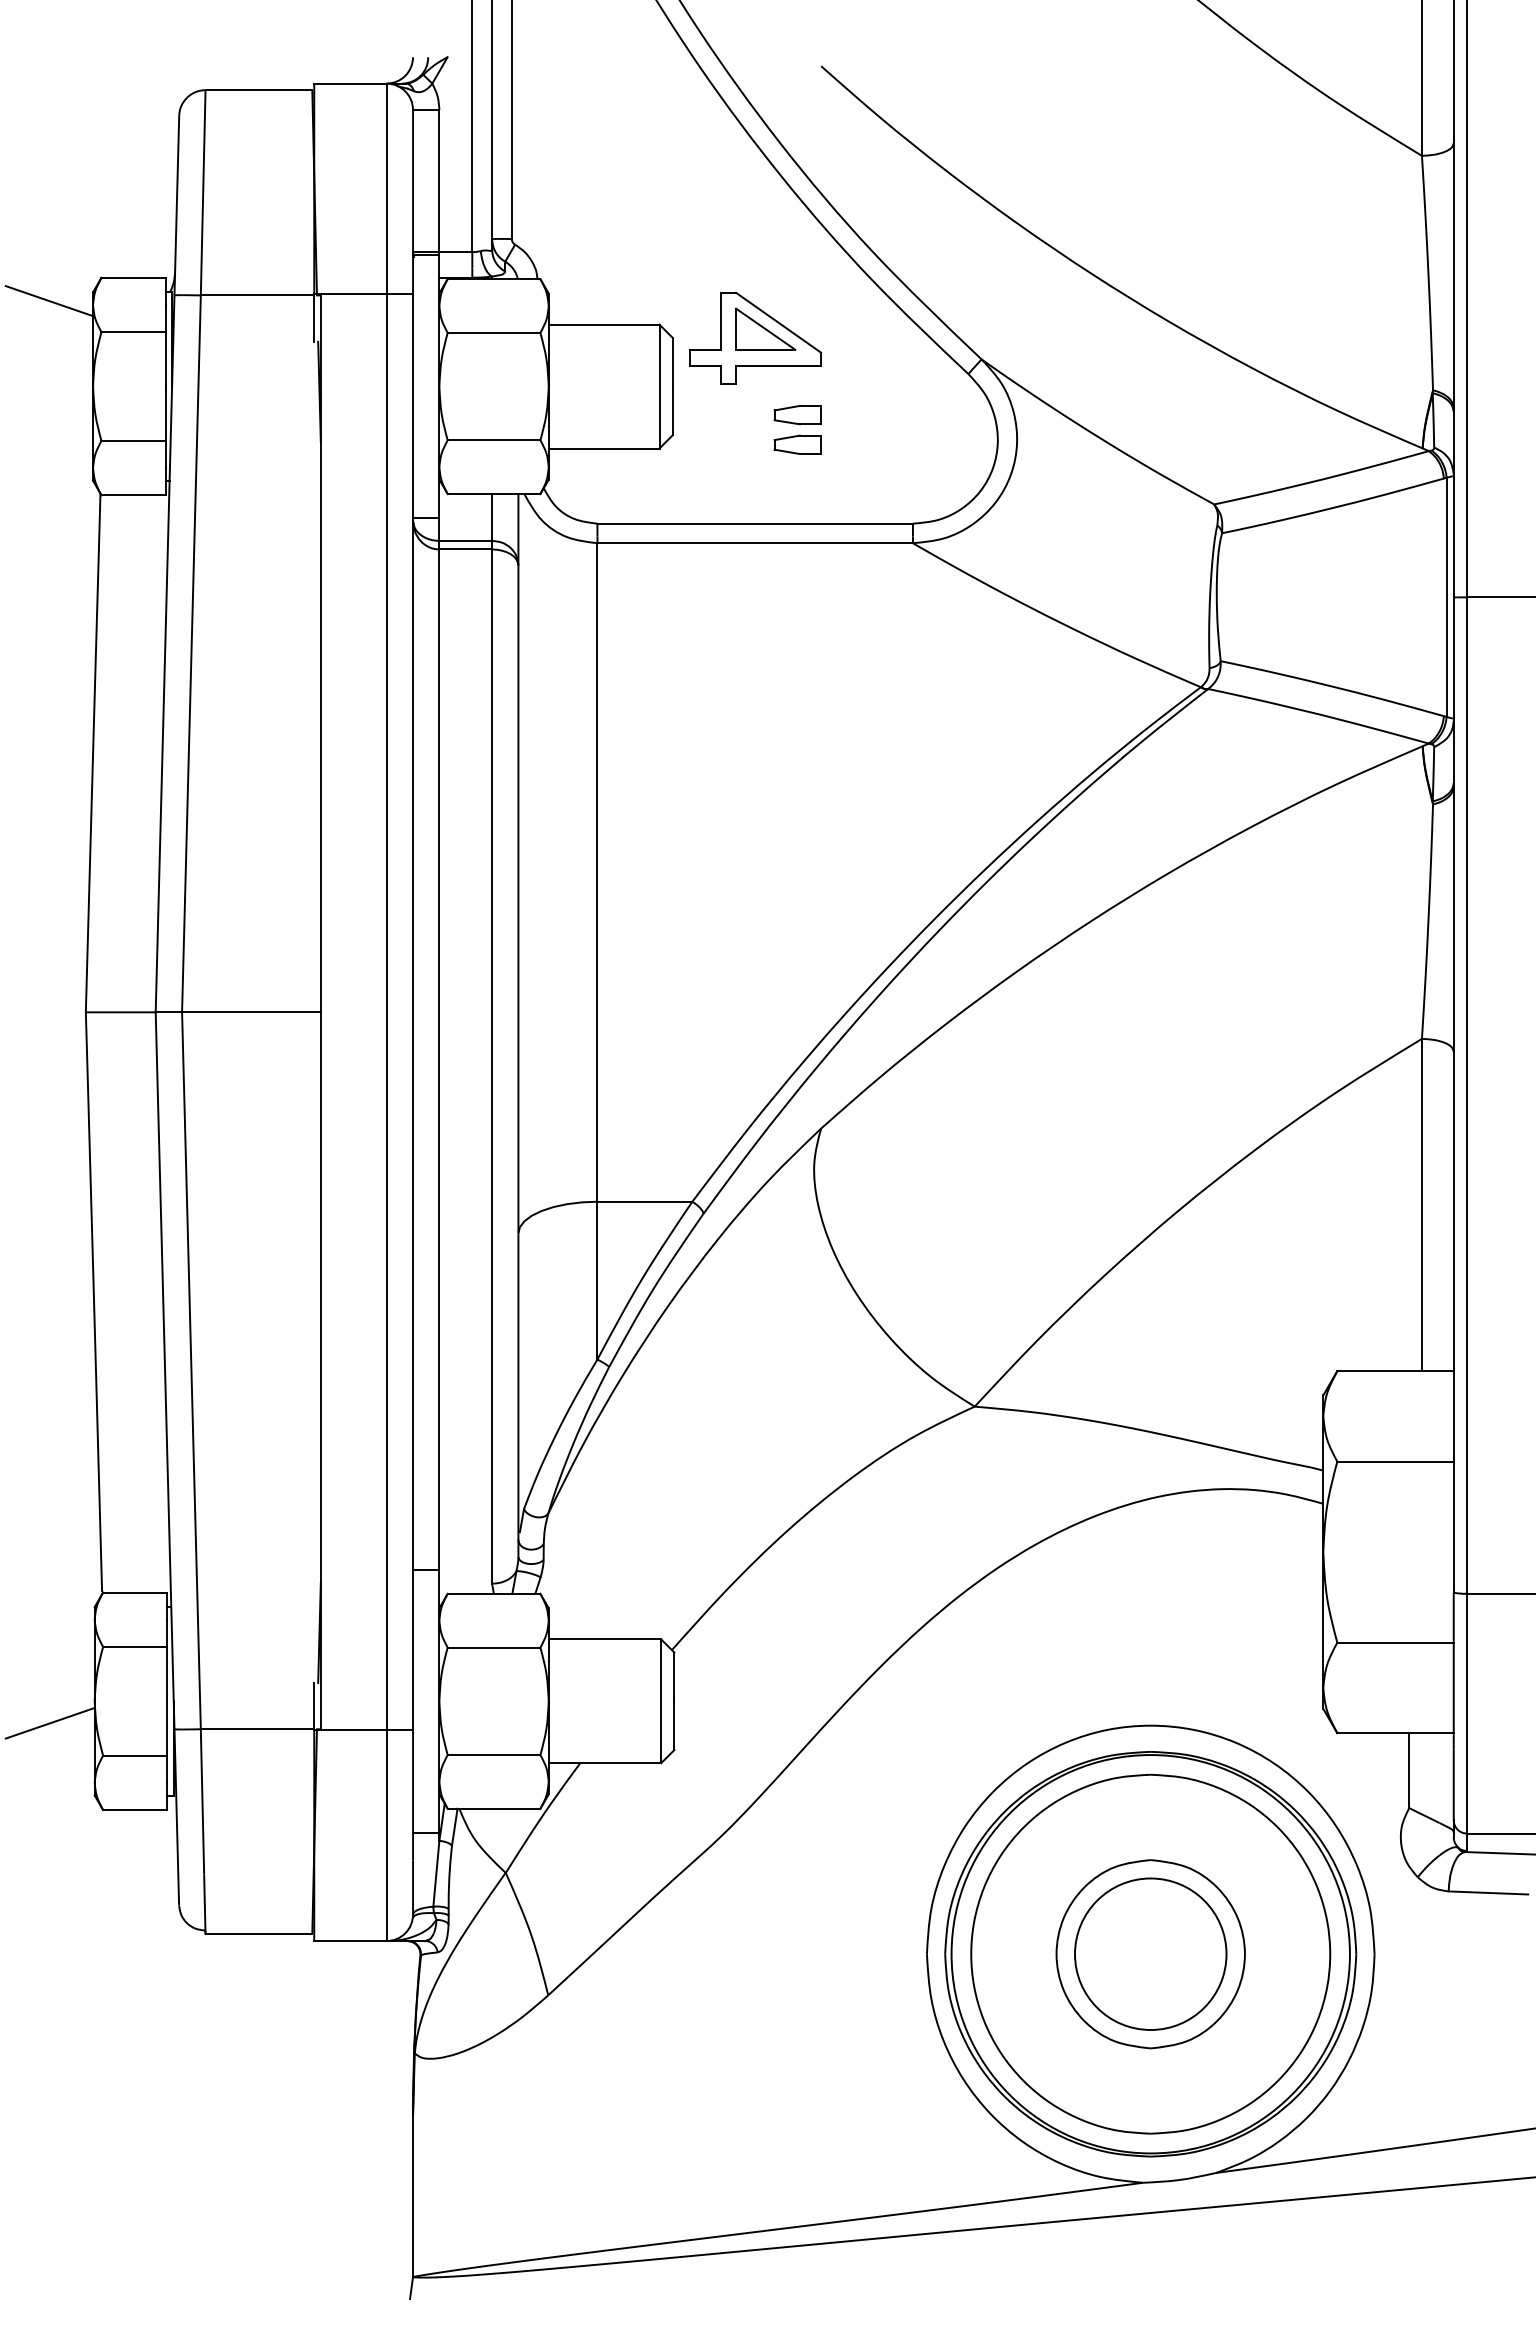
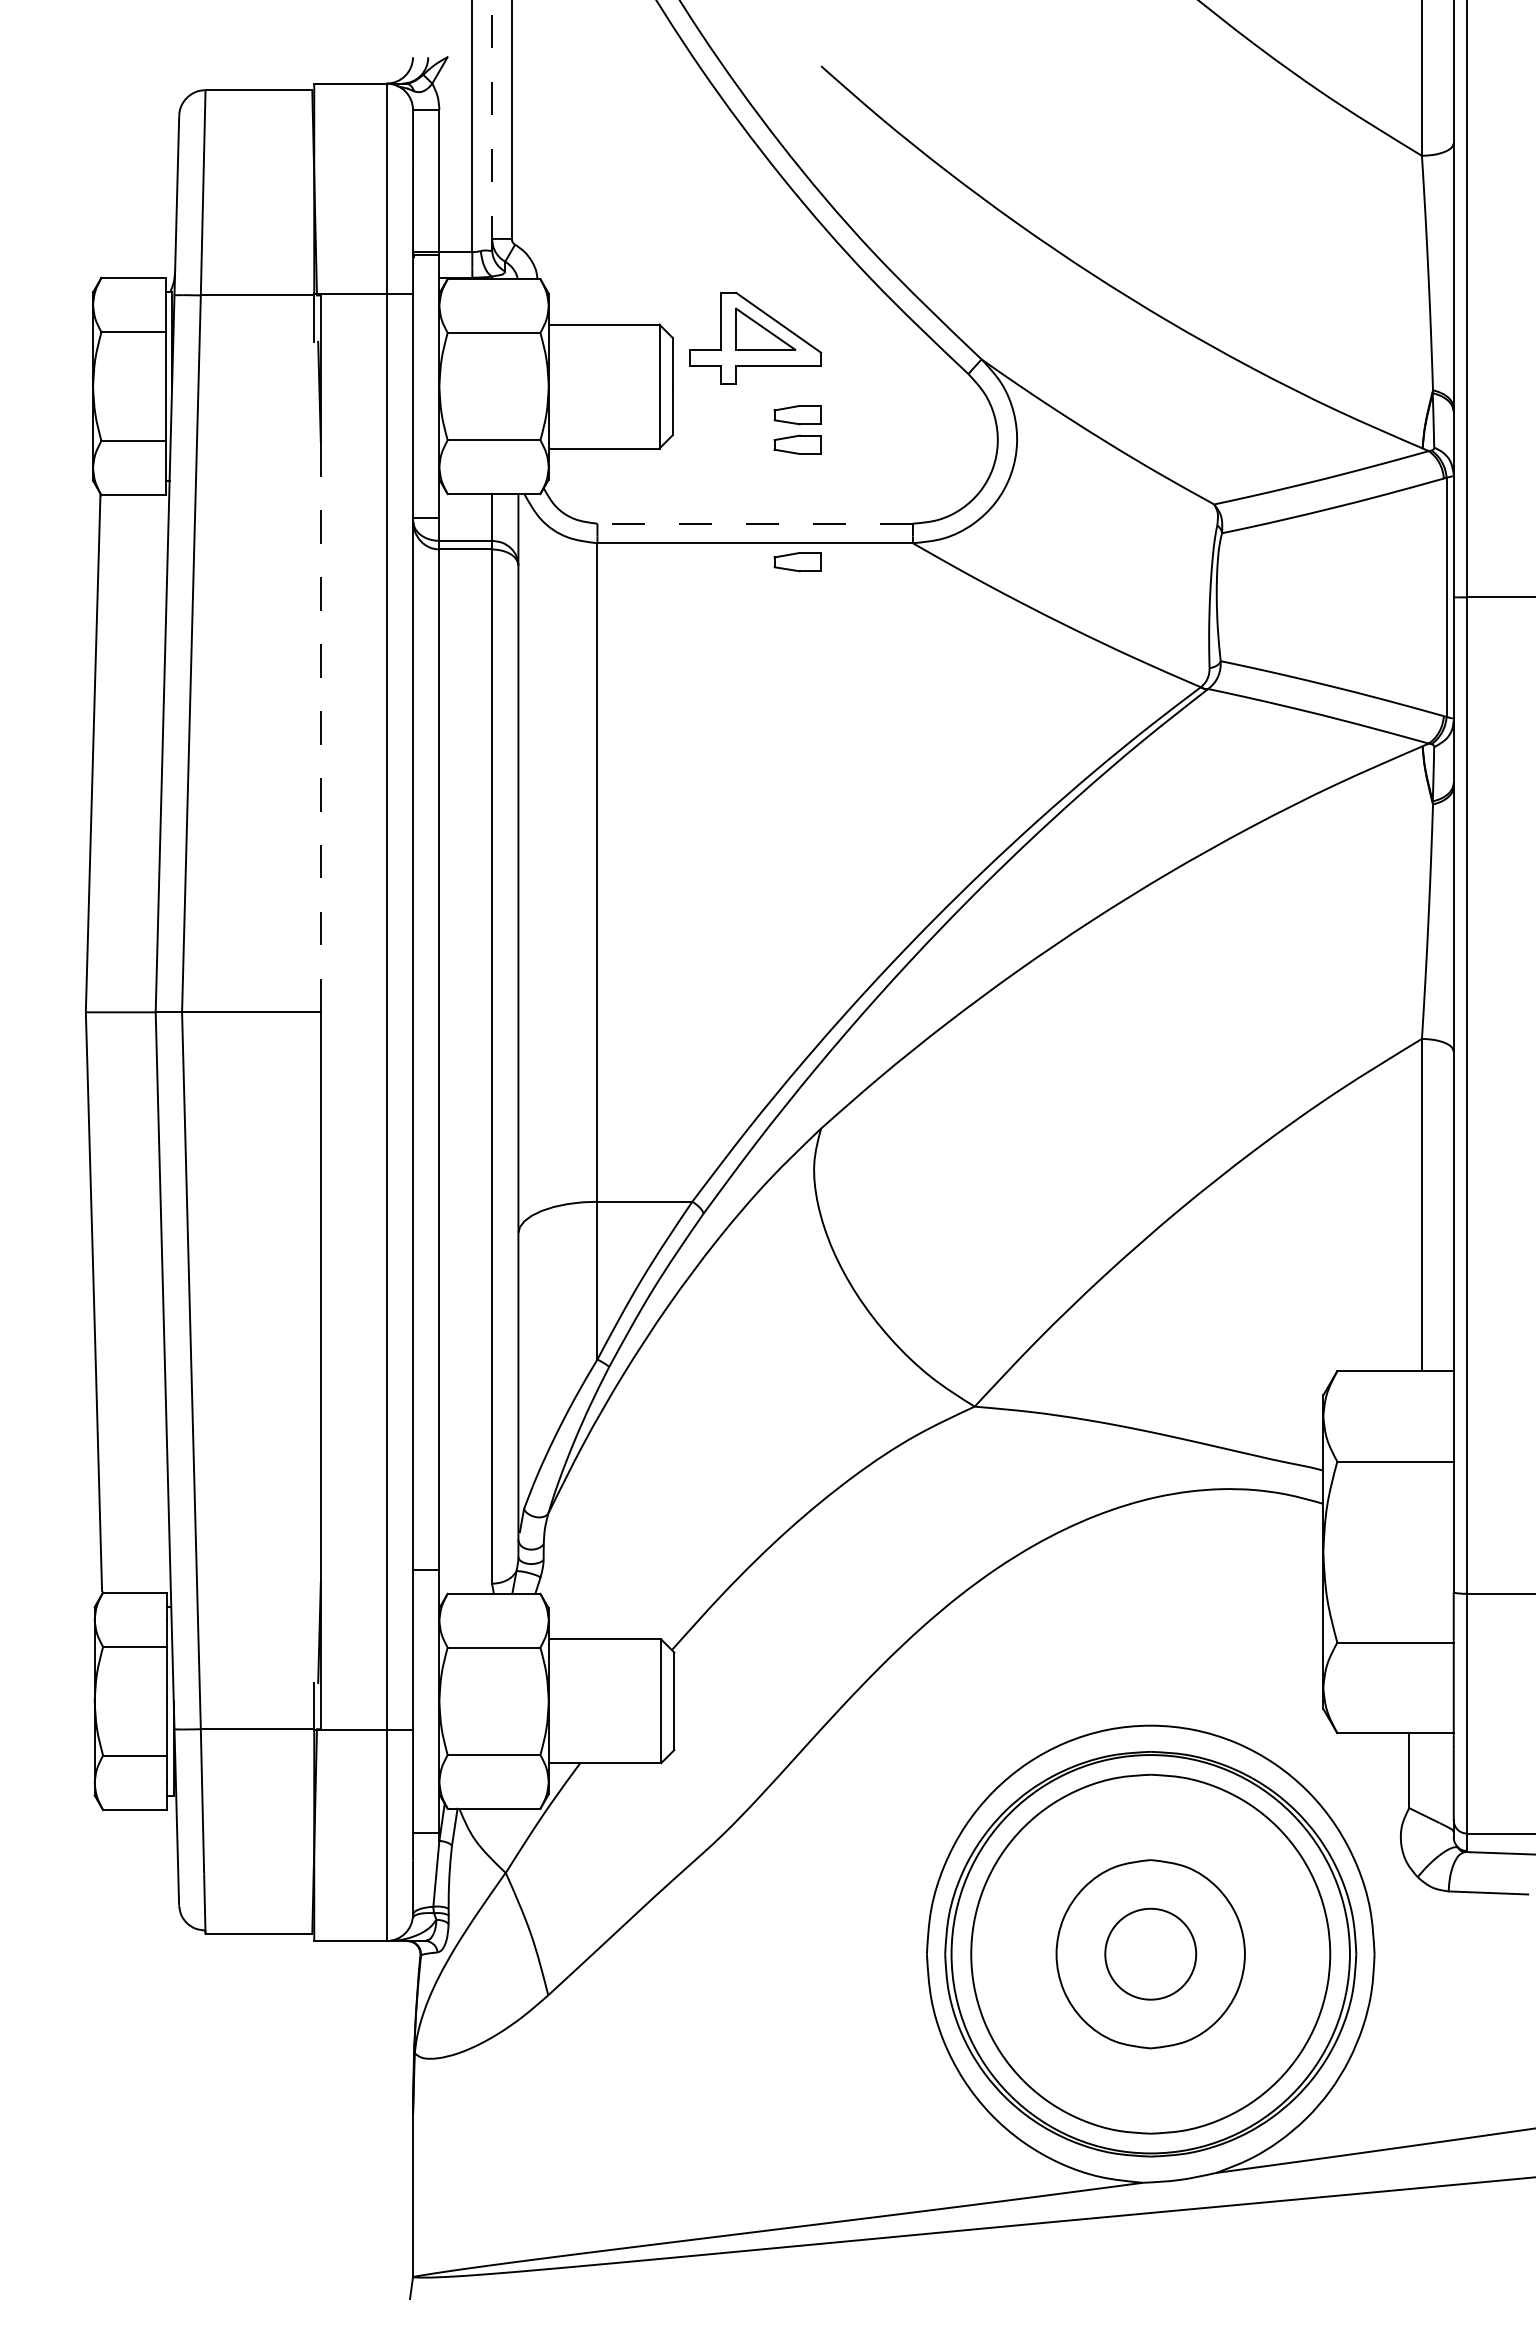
line: solid -> dashed (492, 124)
line: present -> none (49, 301)
line: solid -> dashed (755, 523)
part: none -> present (797, 562)
line: solid -> dashed (320, 726)
line: present -> none (49, 1722)
circle diameter: 152 px -> 91 px (1150, 1953)
